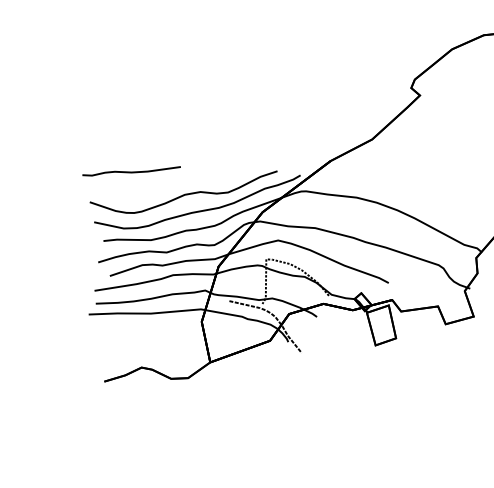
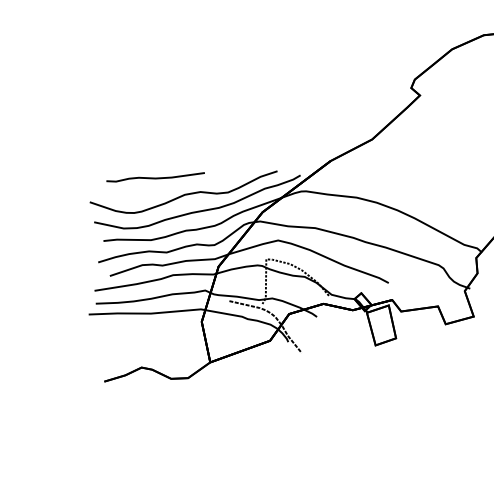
curve position: (131, 171) -> (155, 177) (155, 177)
